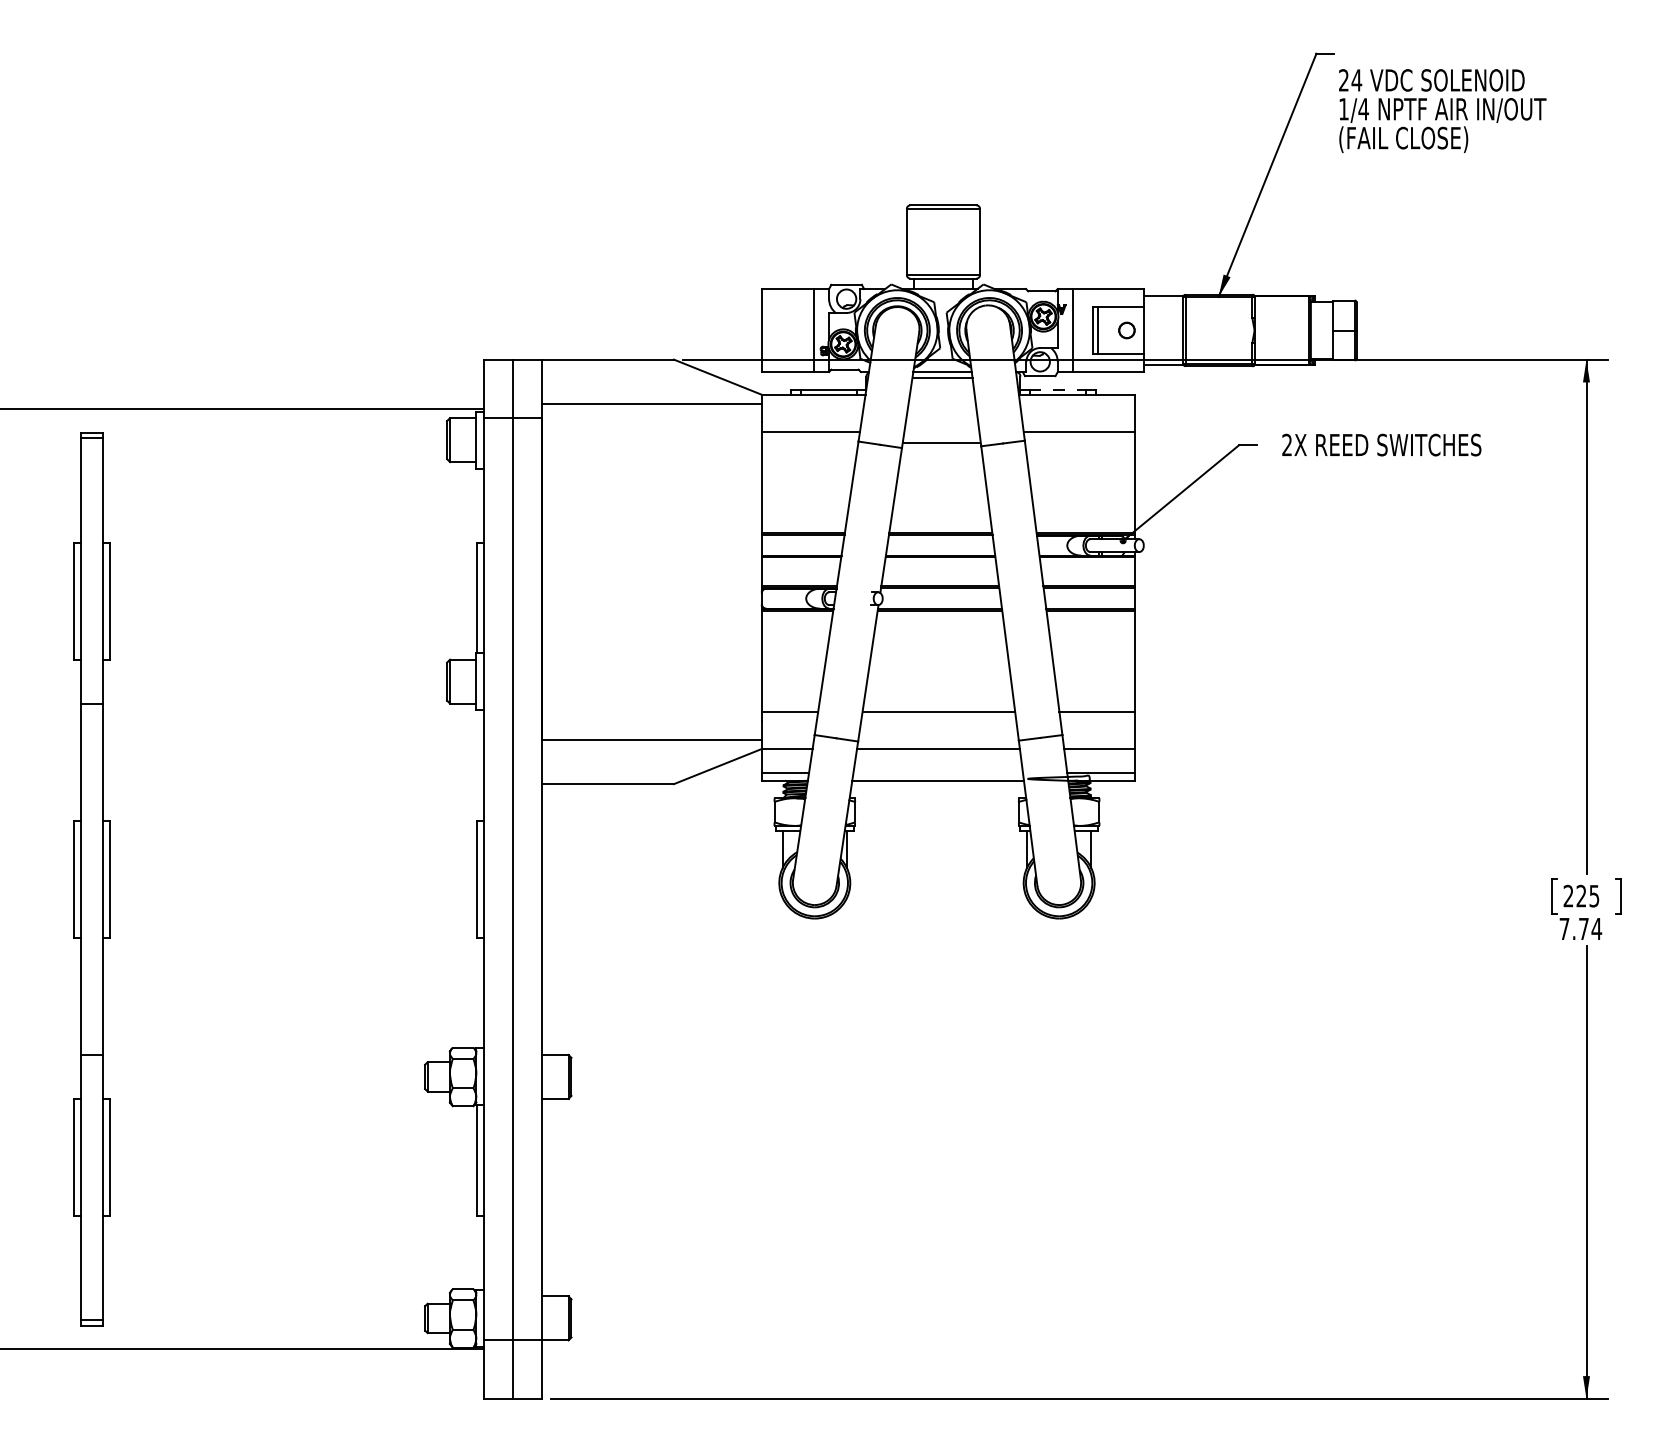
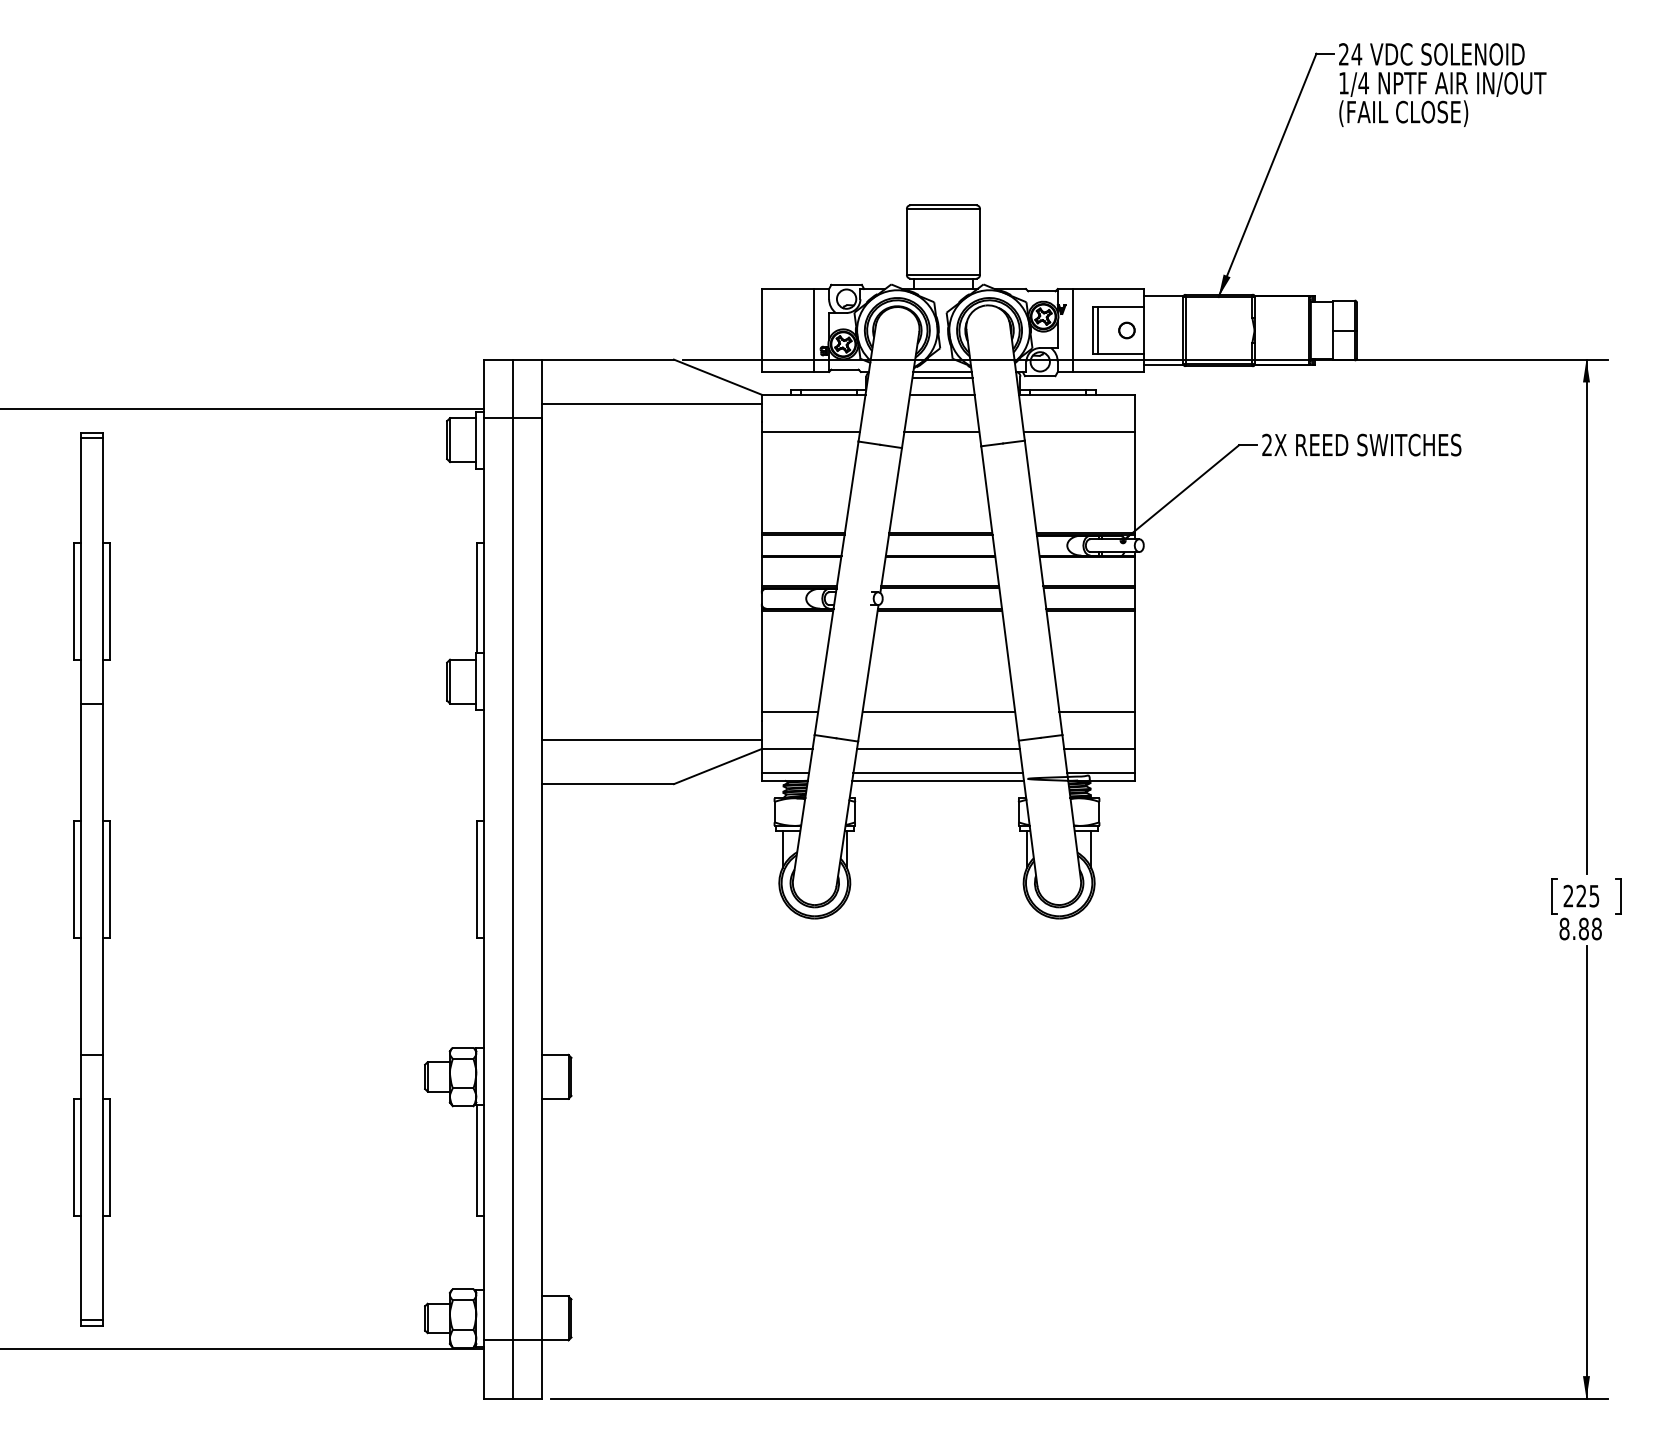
text position: (1442, 110) -> (1442, 84) (1442, 84)
line: dashed -> solid (1058, 389)
line: none -> present (941, 395)
line position: (941, 442) -> (941, 431) (941, 431)
text position: (1381, 444) -> (1361, 444) (1361, 444)
line: none -> present (938, 773)
text: 7.74 -> 8.88 (1580, 928)
